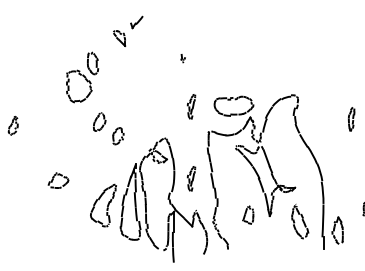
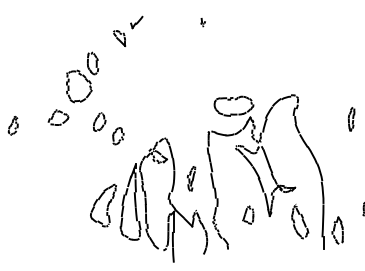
part position: (182, 58) -> (202, 22) (202, 22)
part: present -> none (191, 106)
part position: (58, 180) -> (58, 117) (58, 117)
